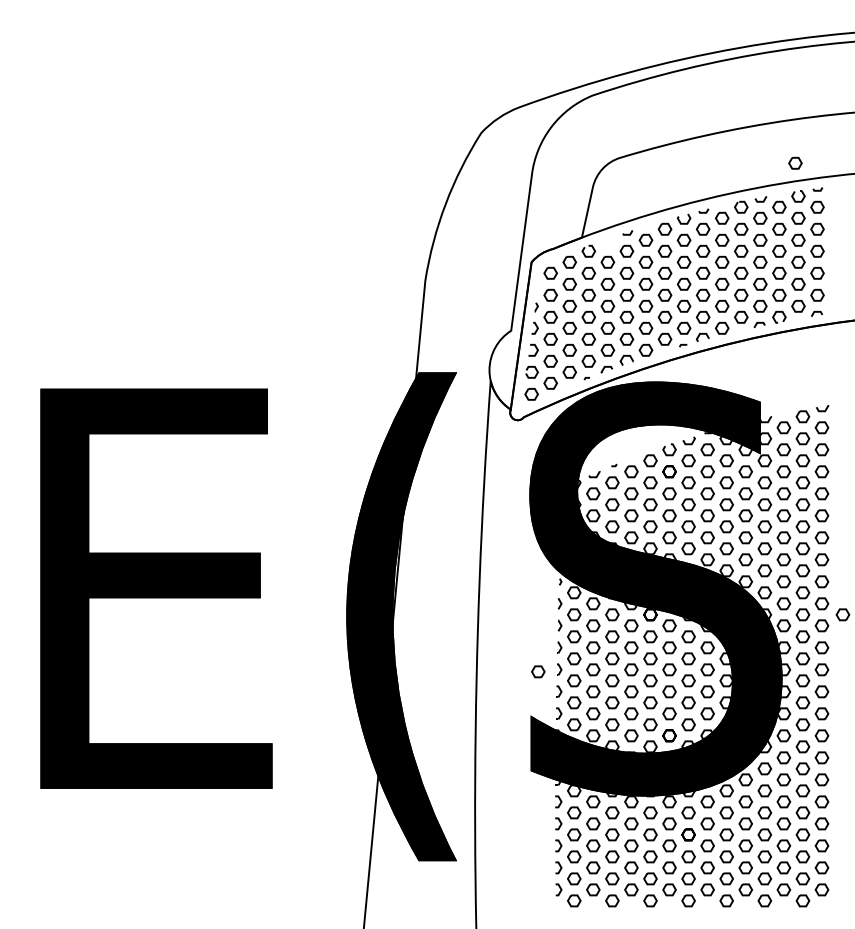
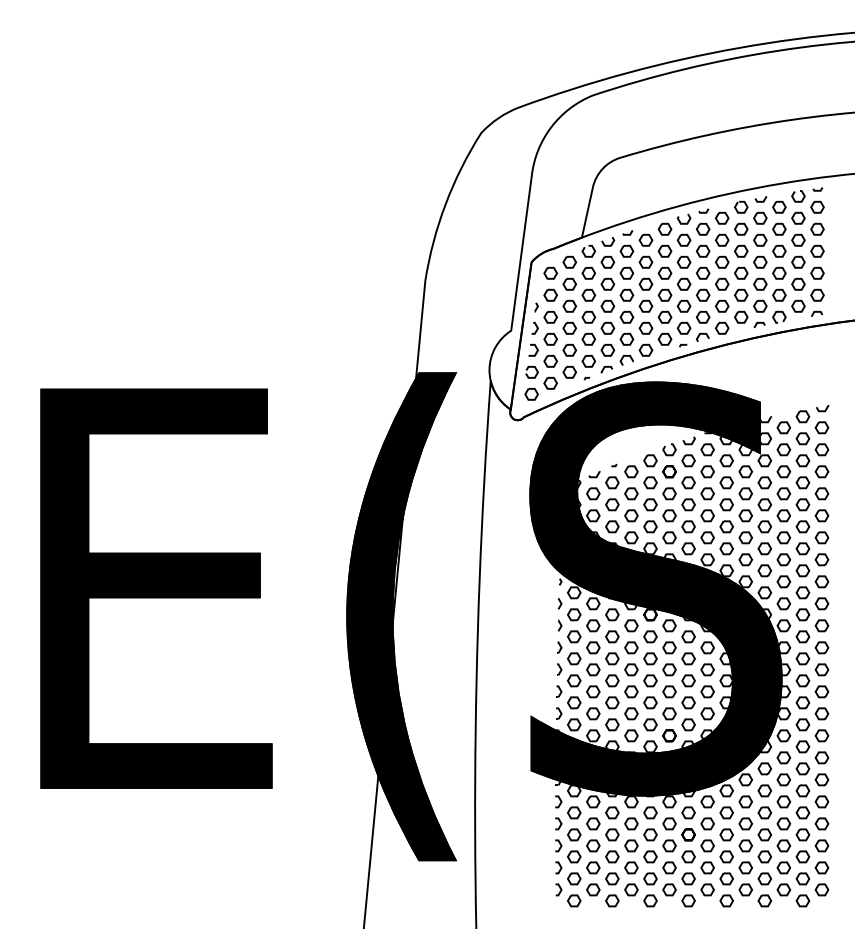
part: present -> none (795, 162)
line: none -> present (608, 244)
part: present -> none (842, 614)
part: present -> none (538, 671)
